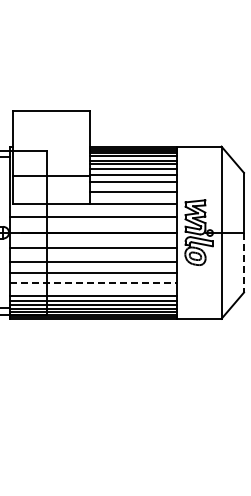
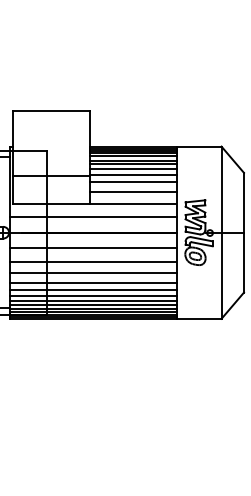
line: dashed -> solid (244, 262)
line: dashed -> solid (93, 283)
line: none -> present (92, 290)
